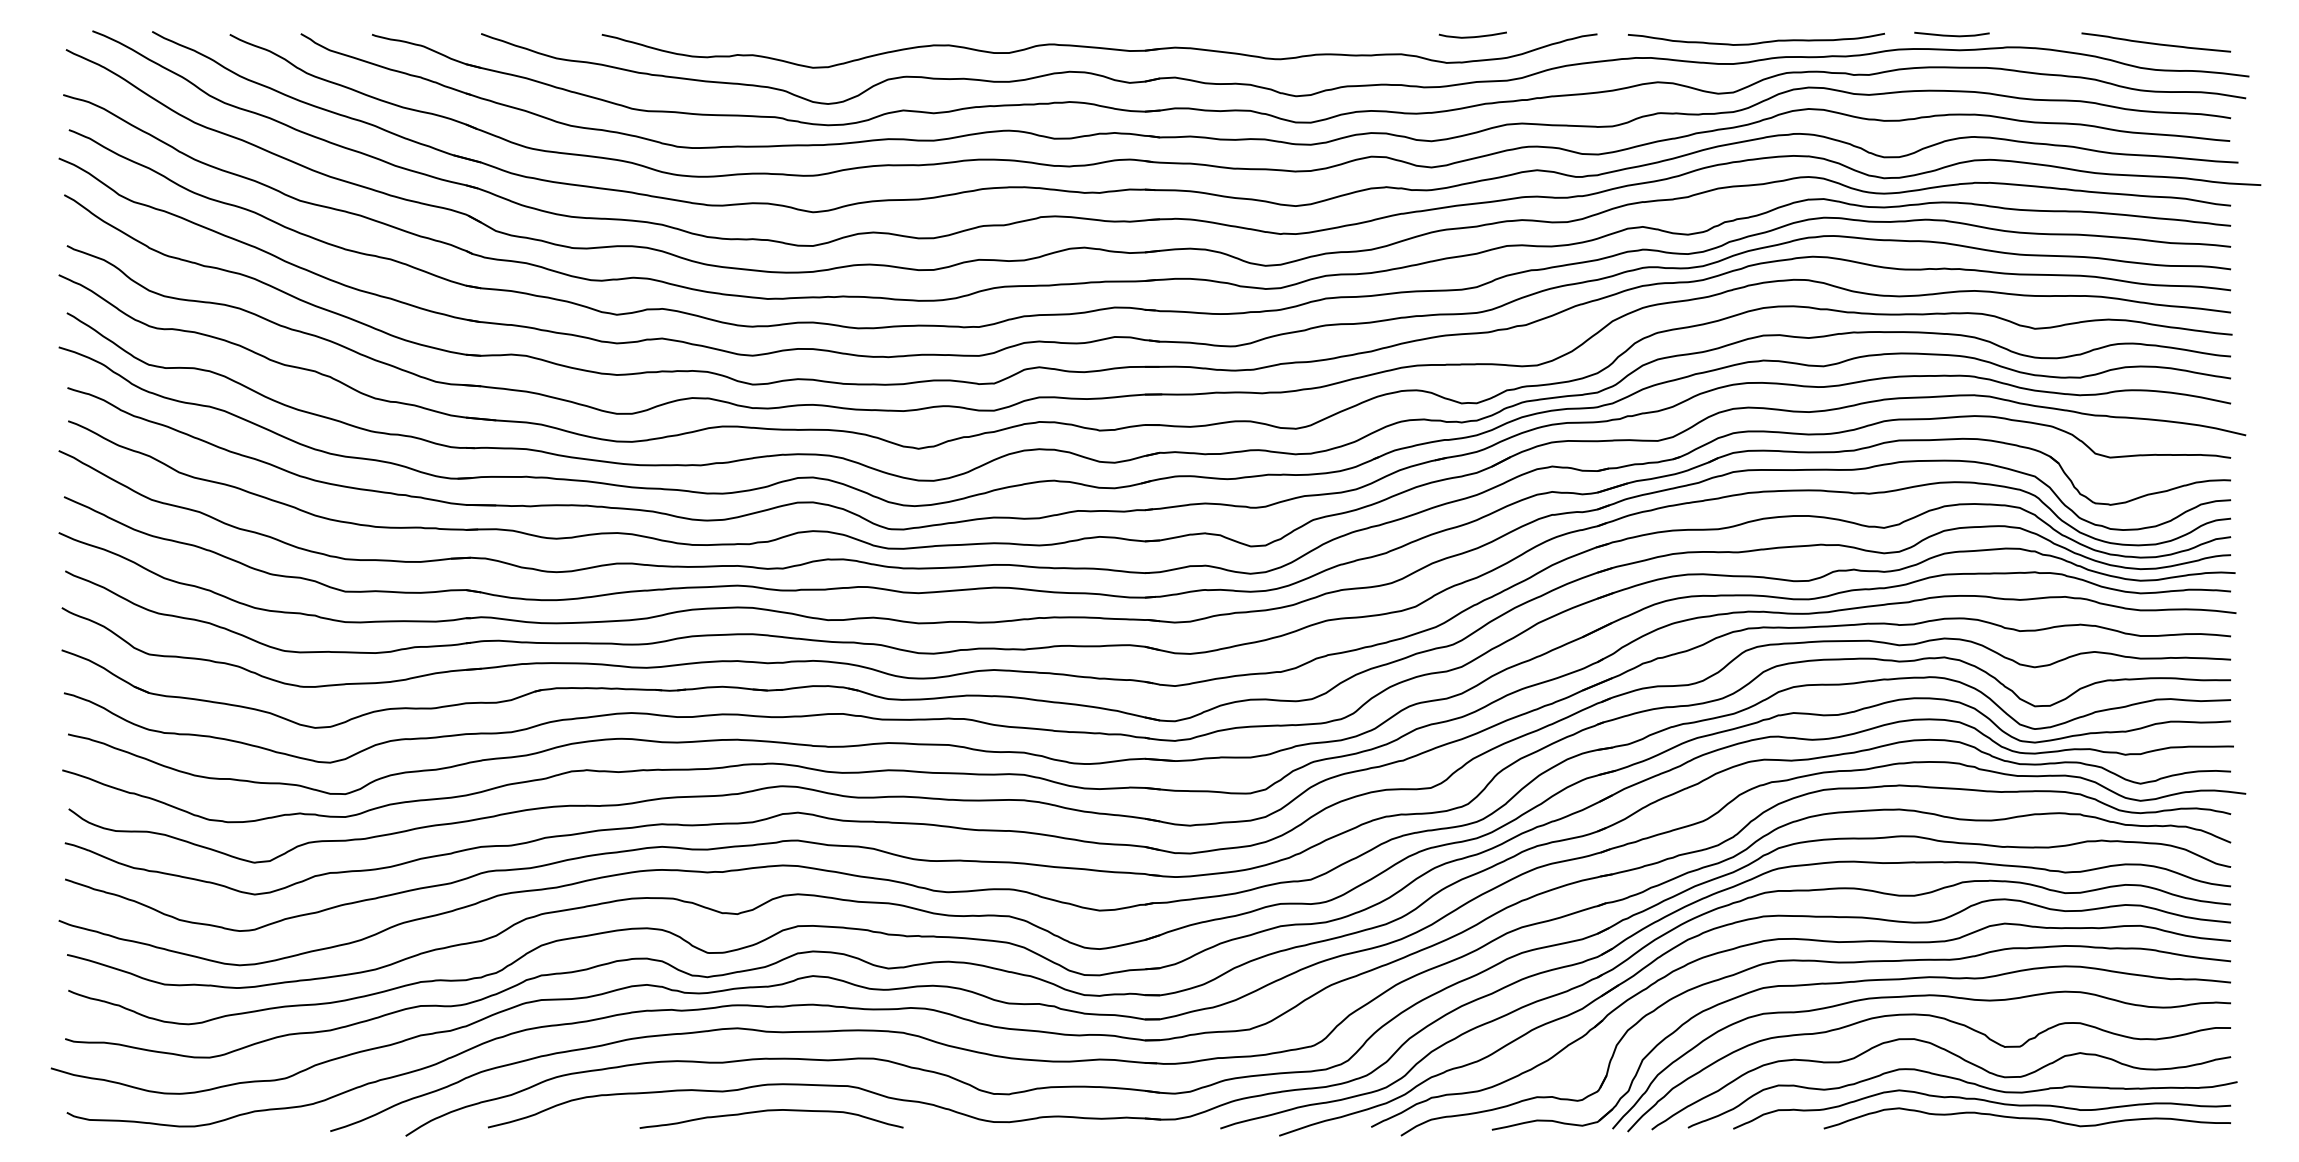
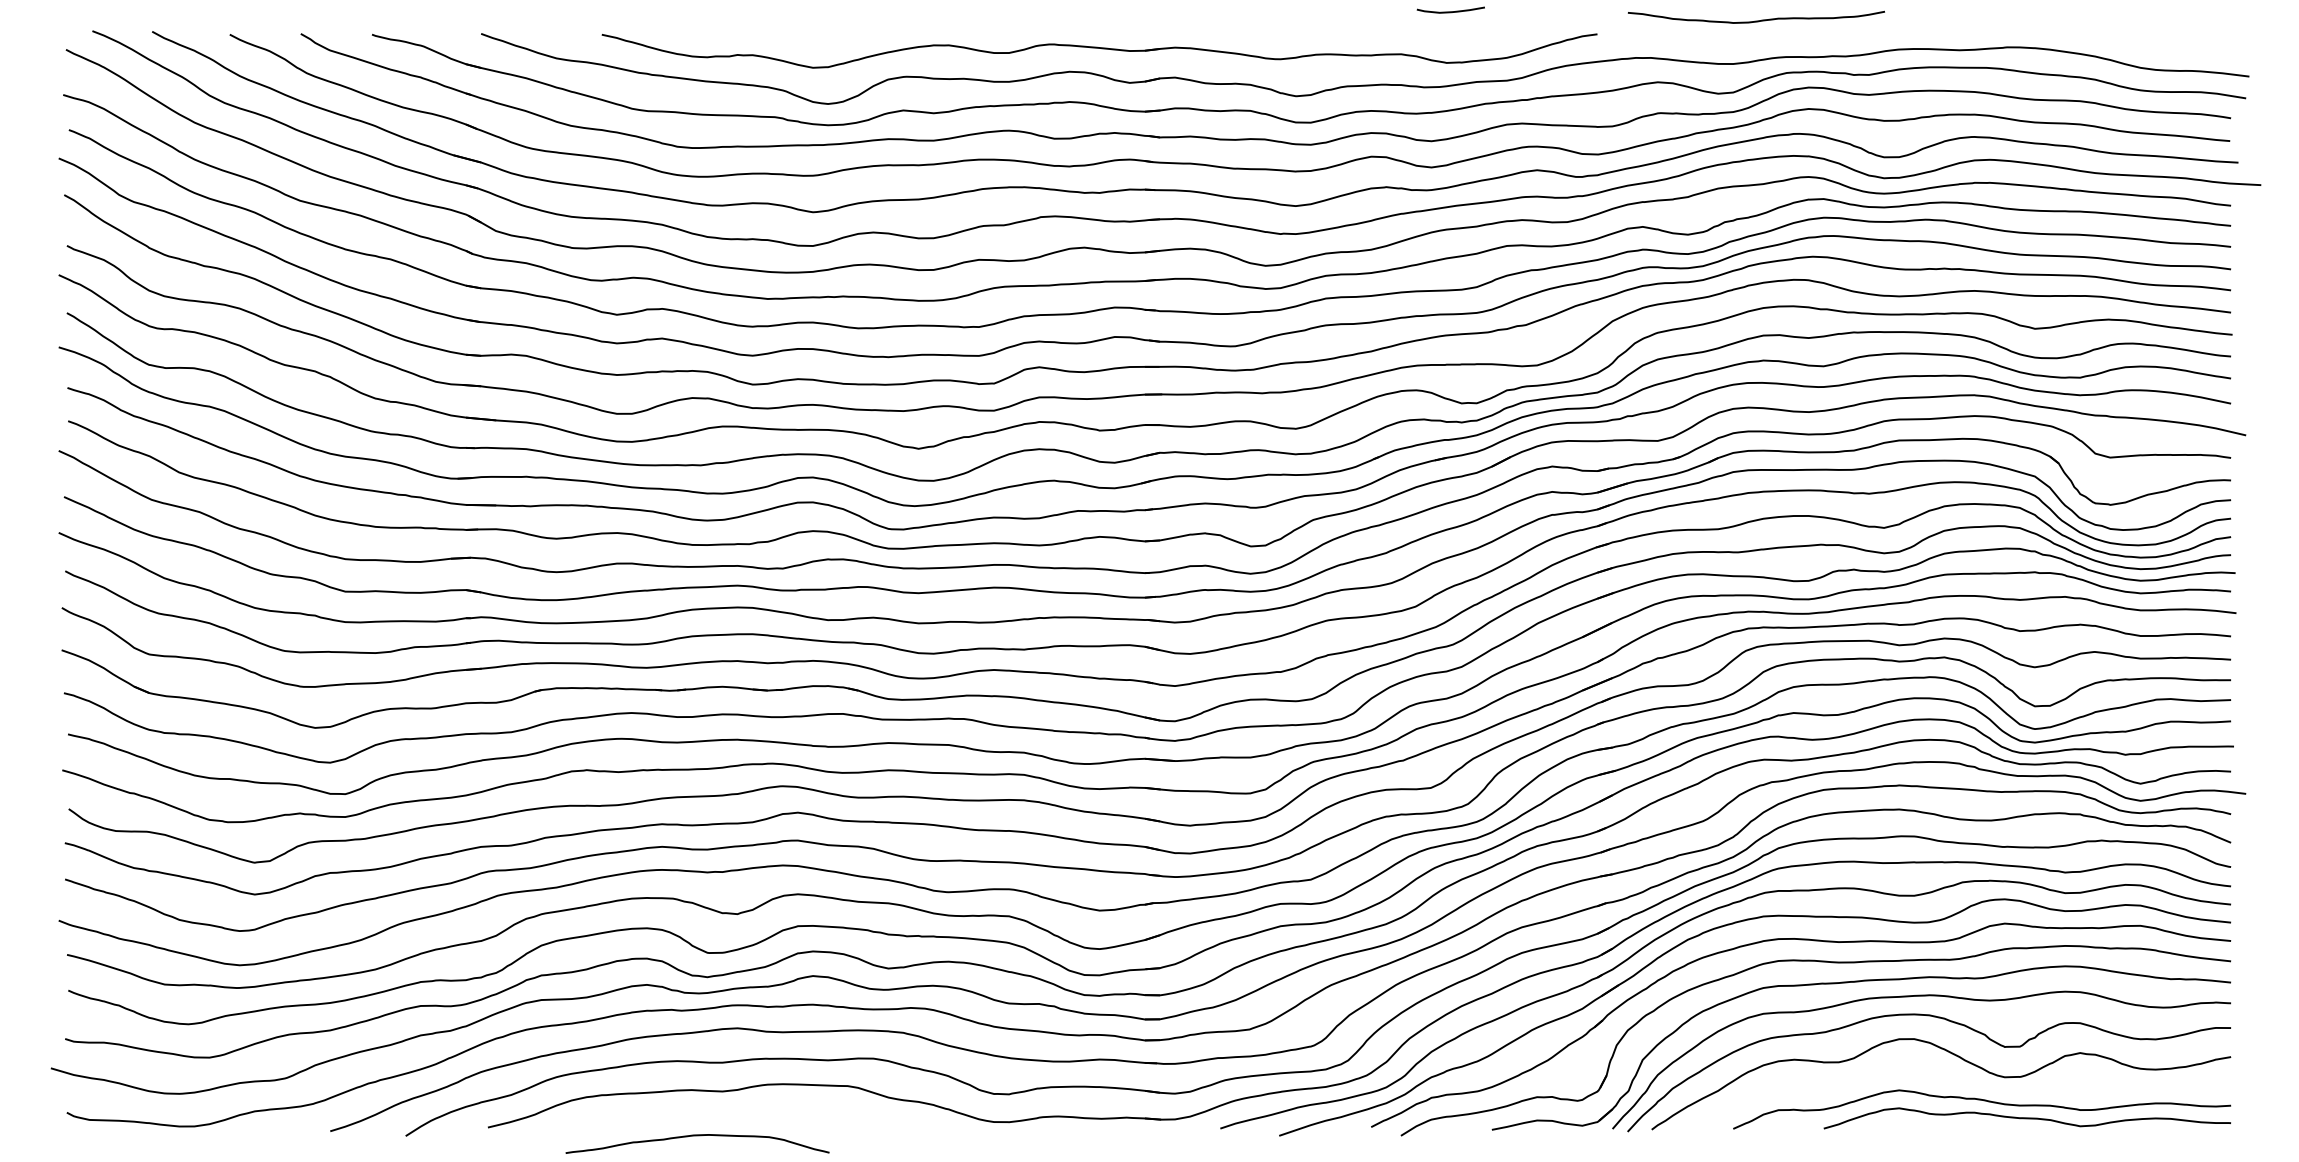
line: present -> none (1951, 35)
curve position: (1472, 36) -> (1450, 11) (1450, 11)
curve position: (1755, 42) -> (1755, 20) (1755, 20)
curve: present -> none (2156, 43)
curve: present -> none (1966, 1083)
curve position: (771, 1111) -> (697, 1136) (697, 1136)
